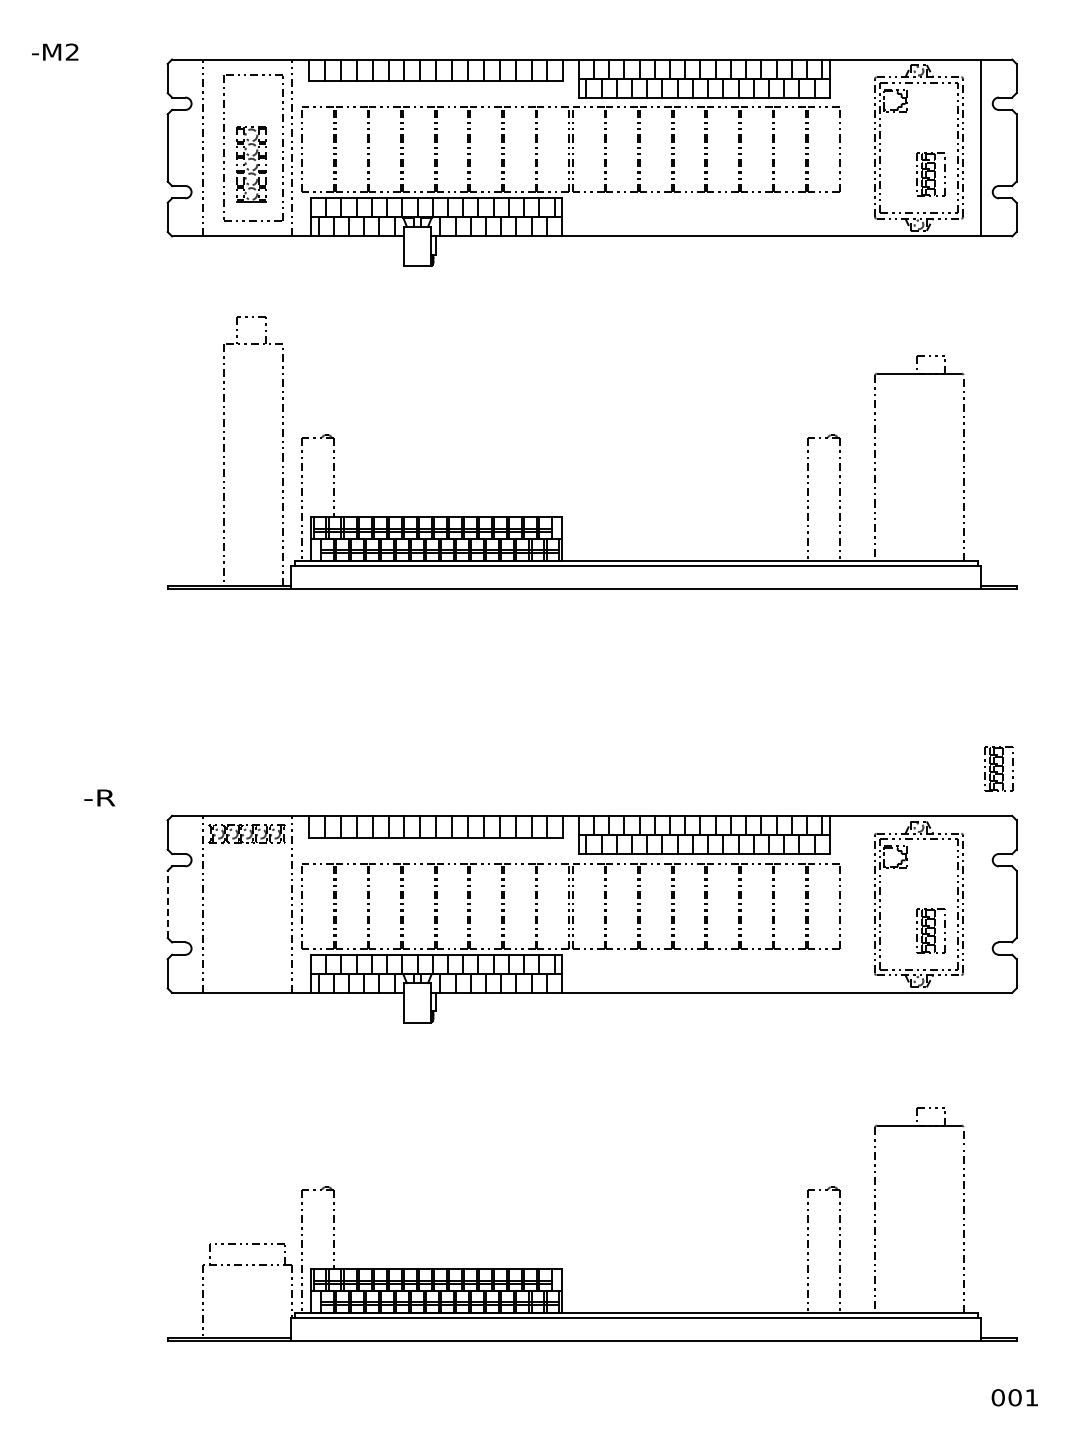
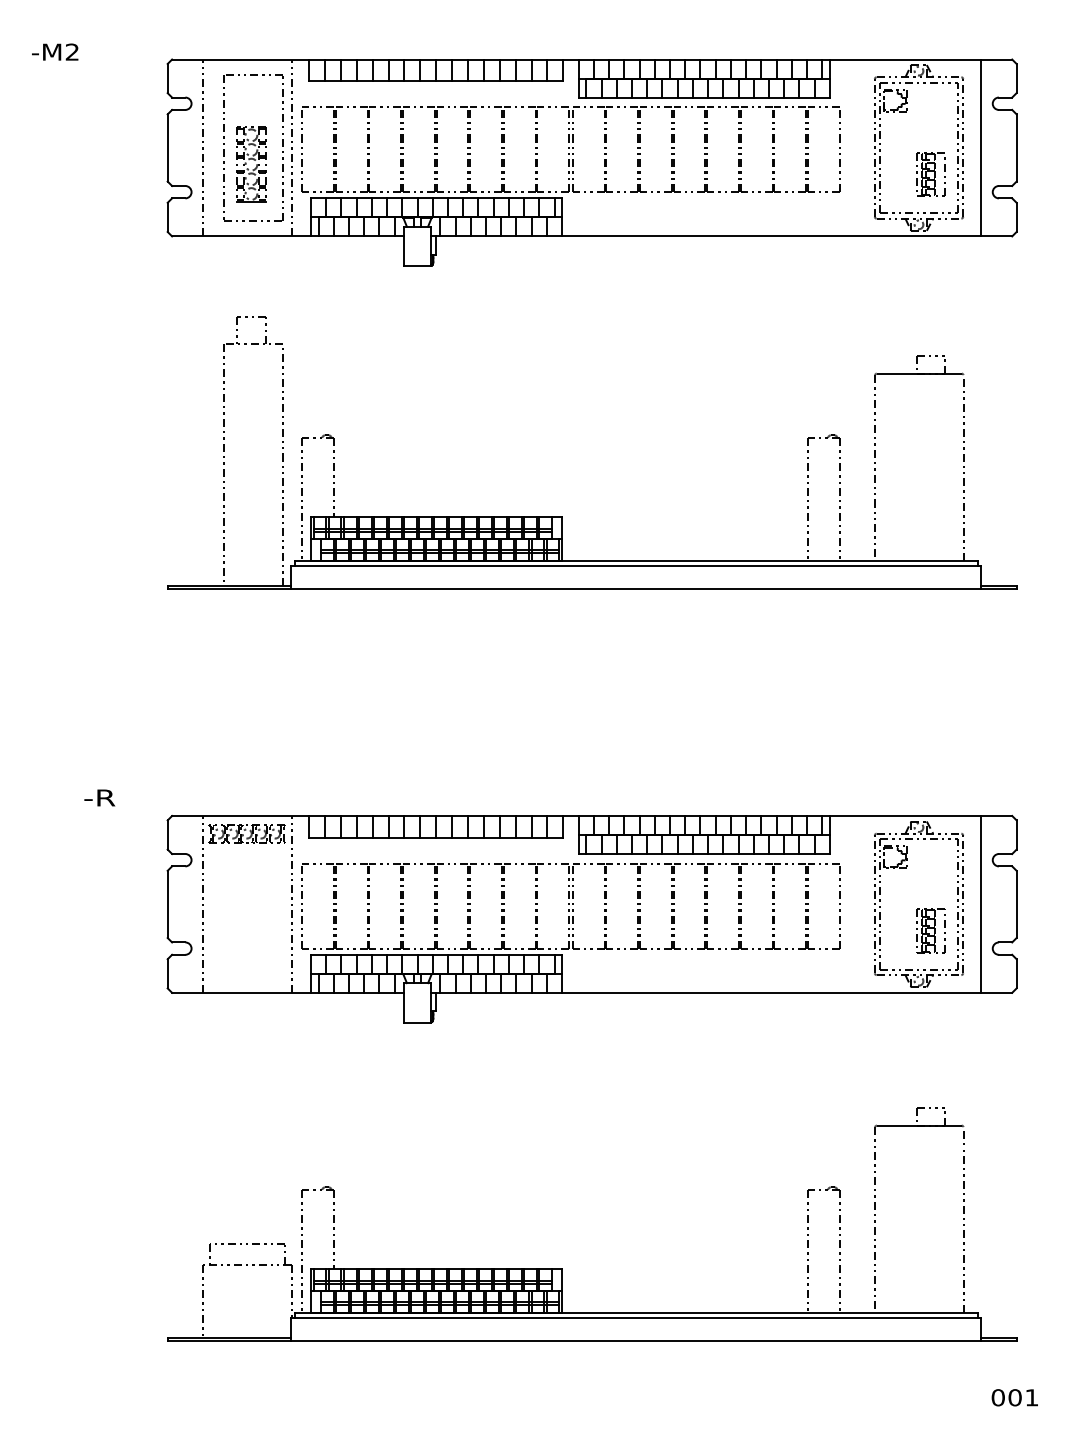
part: present -> none (998, 768)
line: none -> present (981, 903)
line: dashed -> solid (167, 904)
